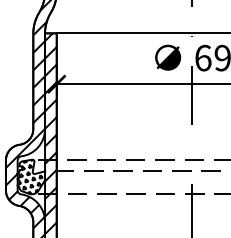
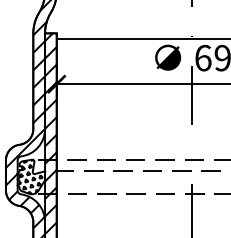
line position: (141, 33) -> (141, 39) (141, 39)
